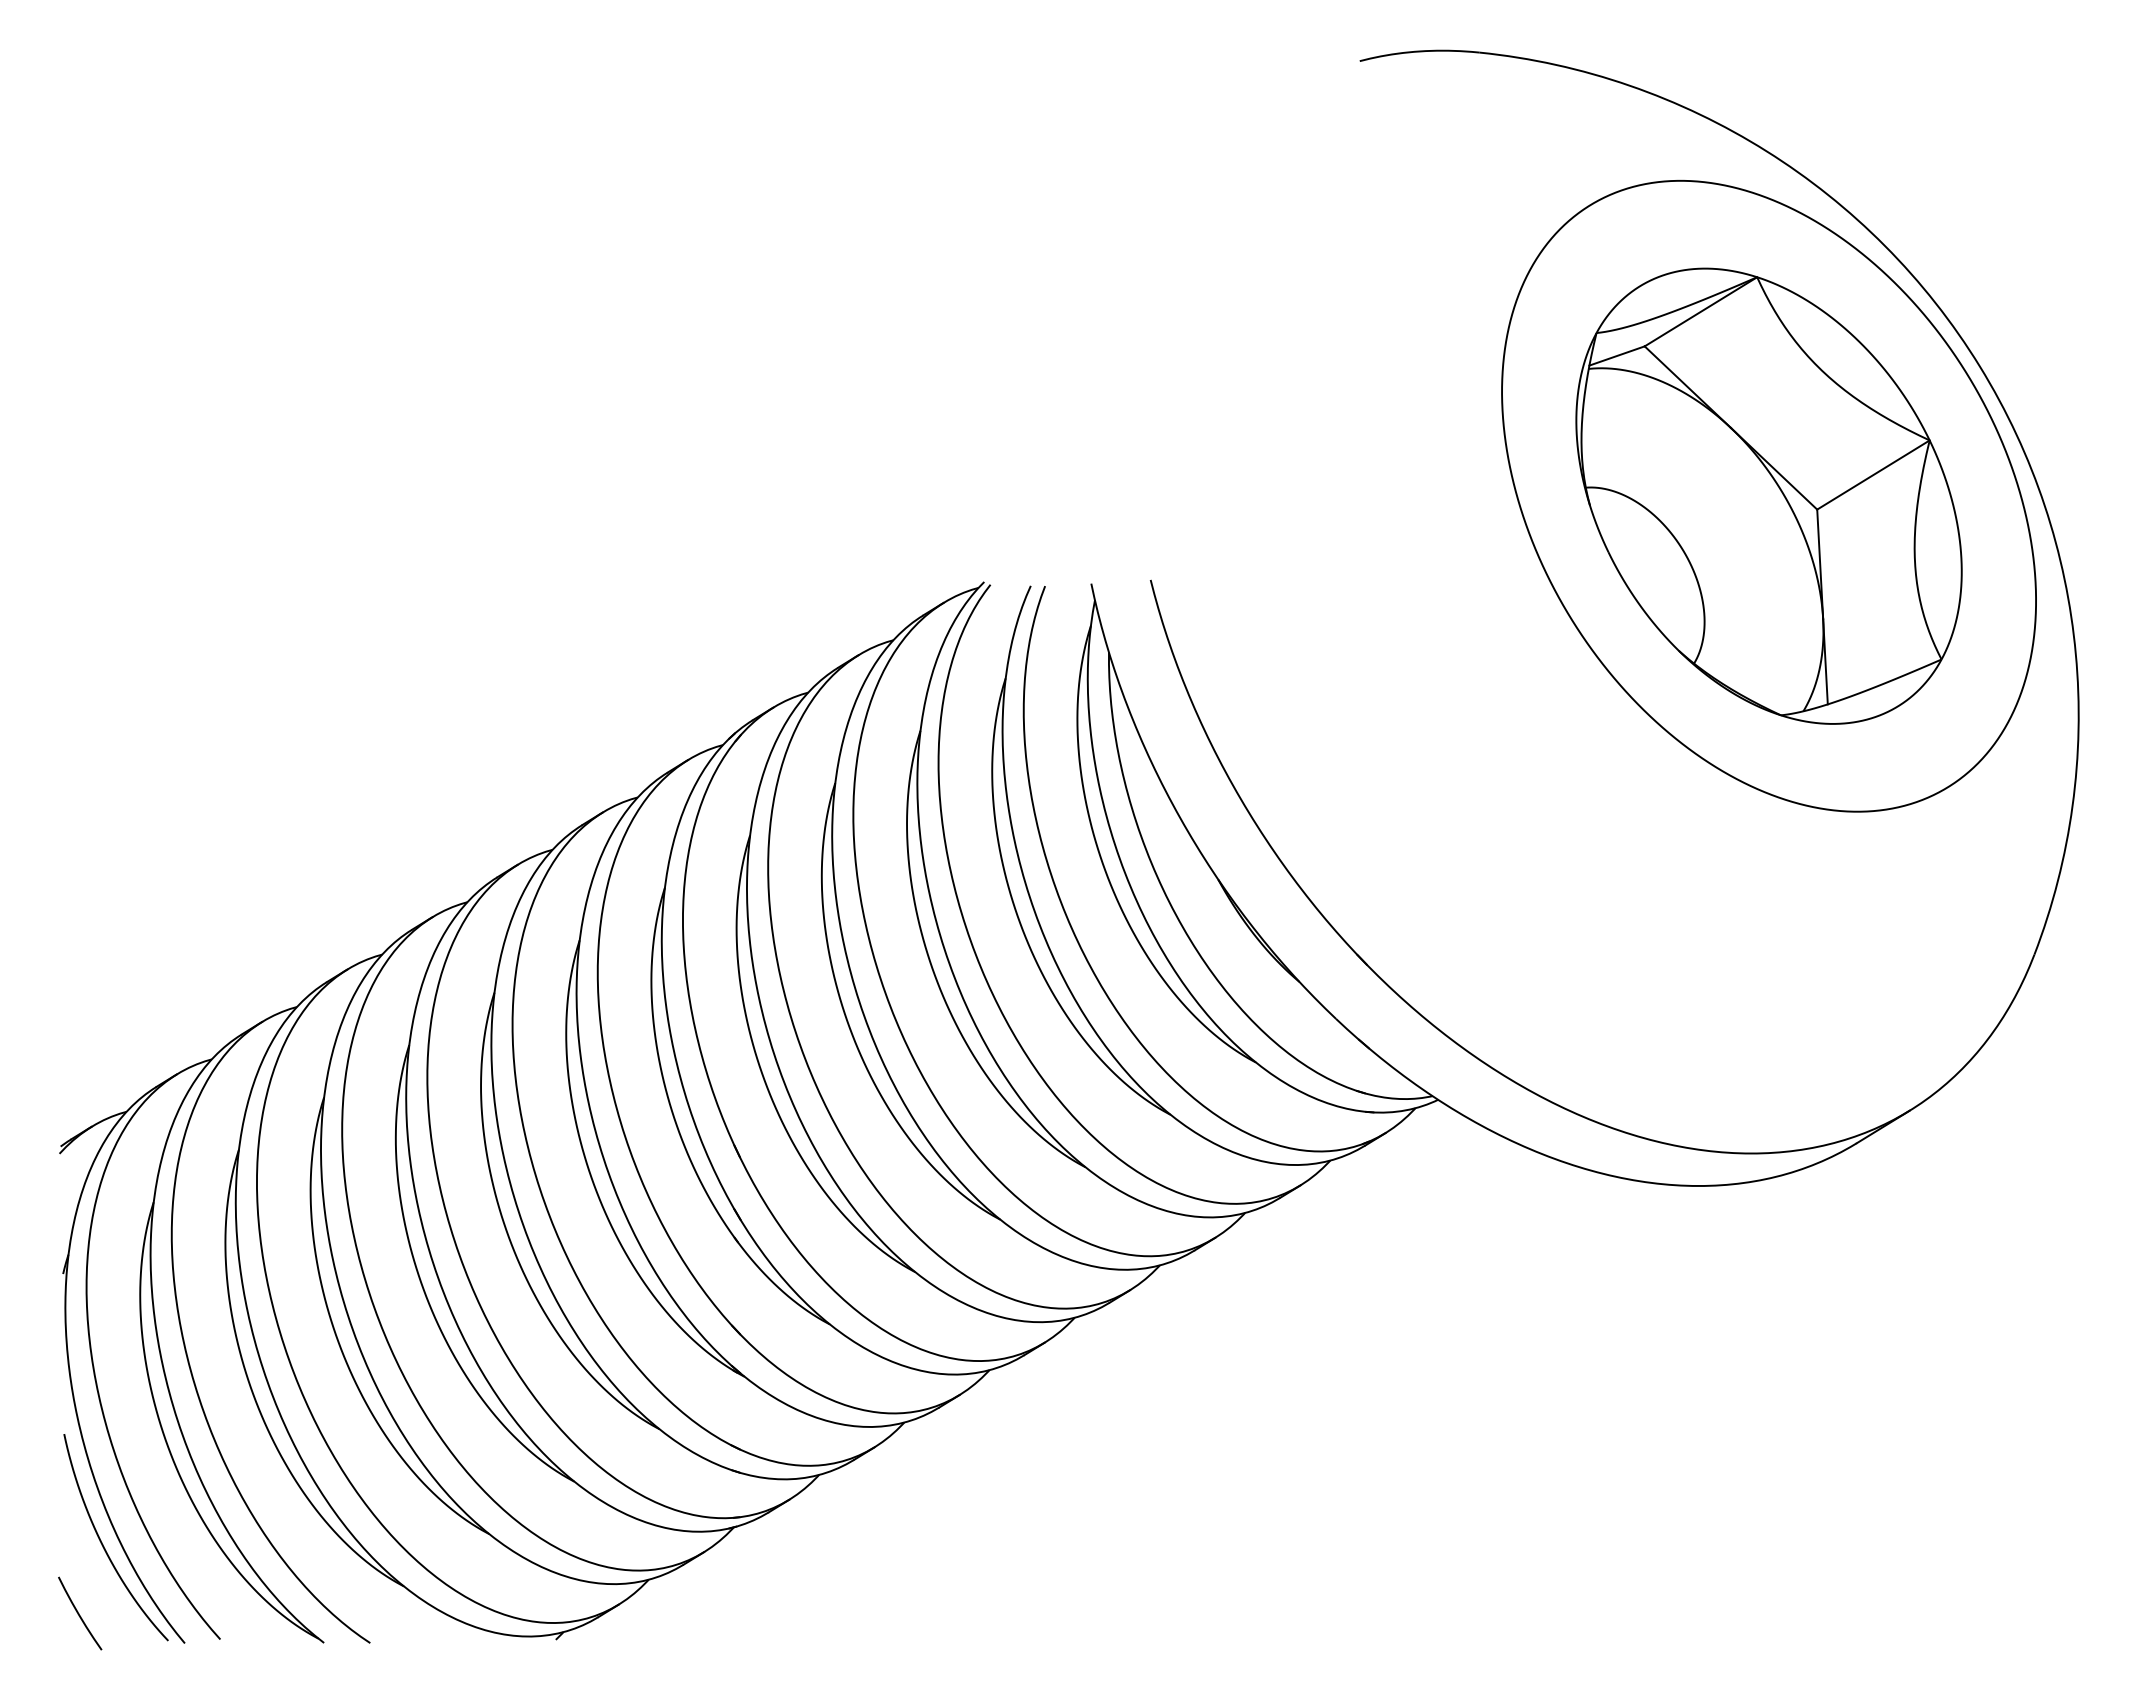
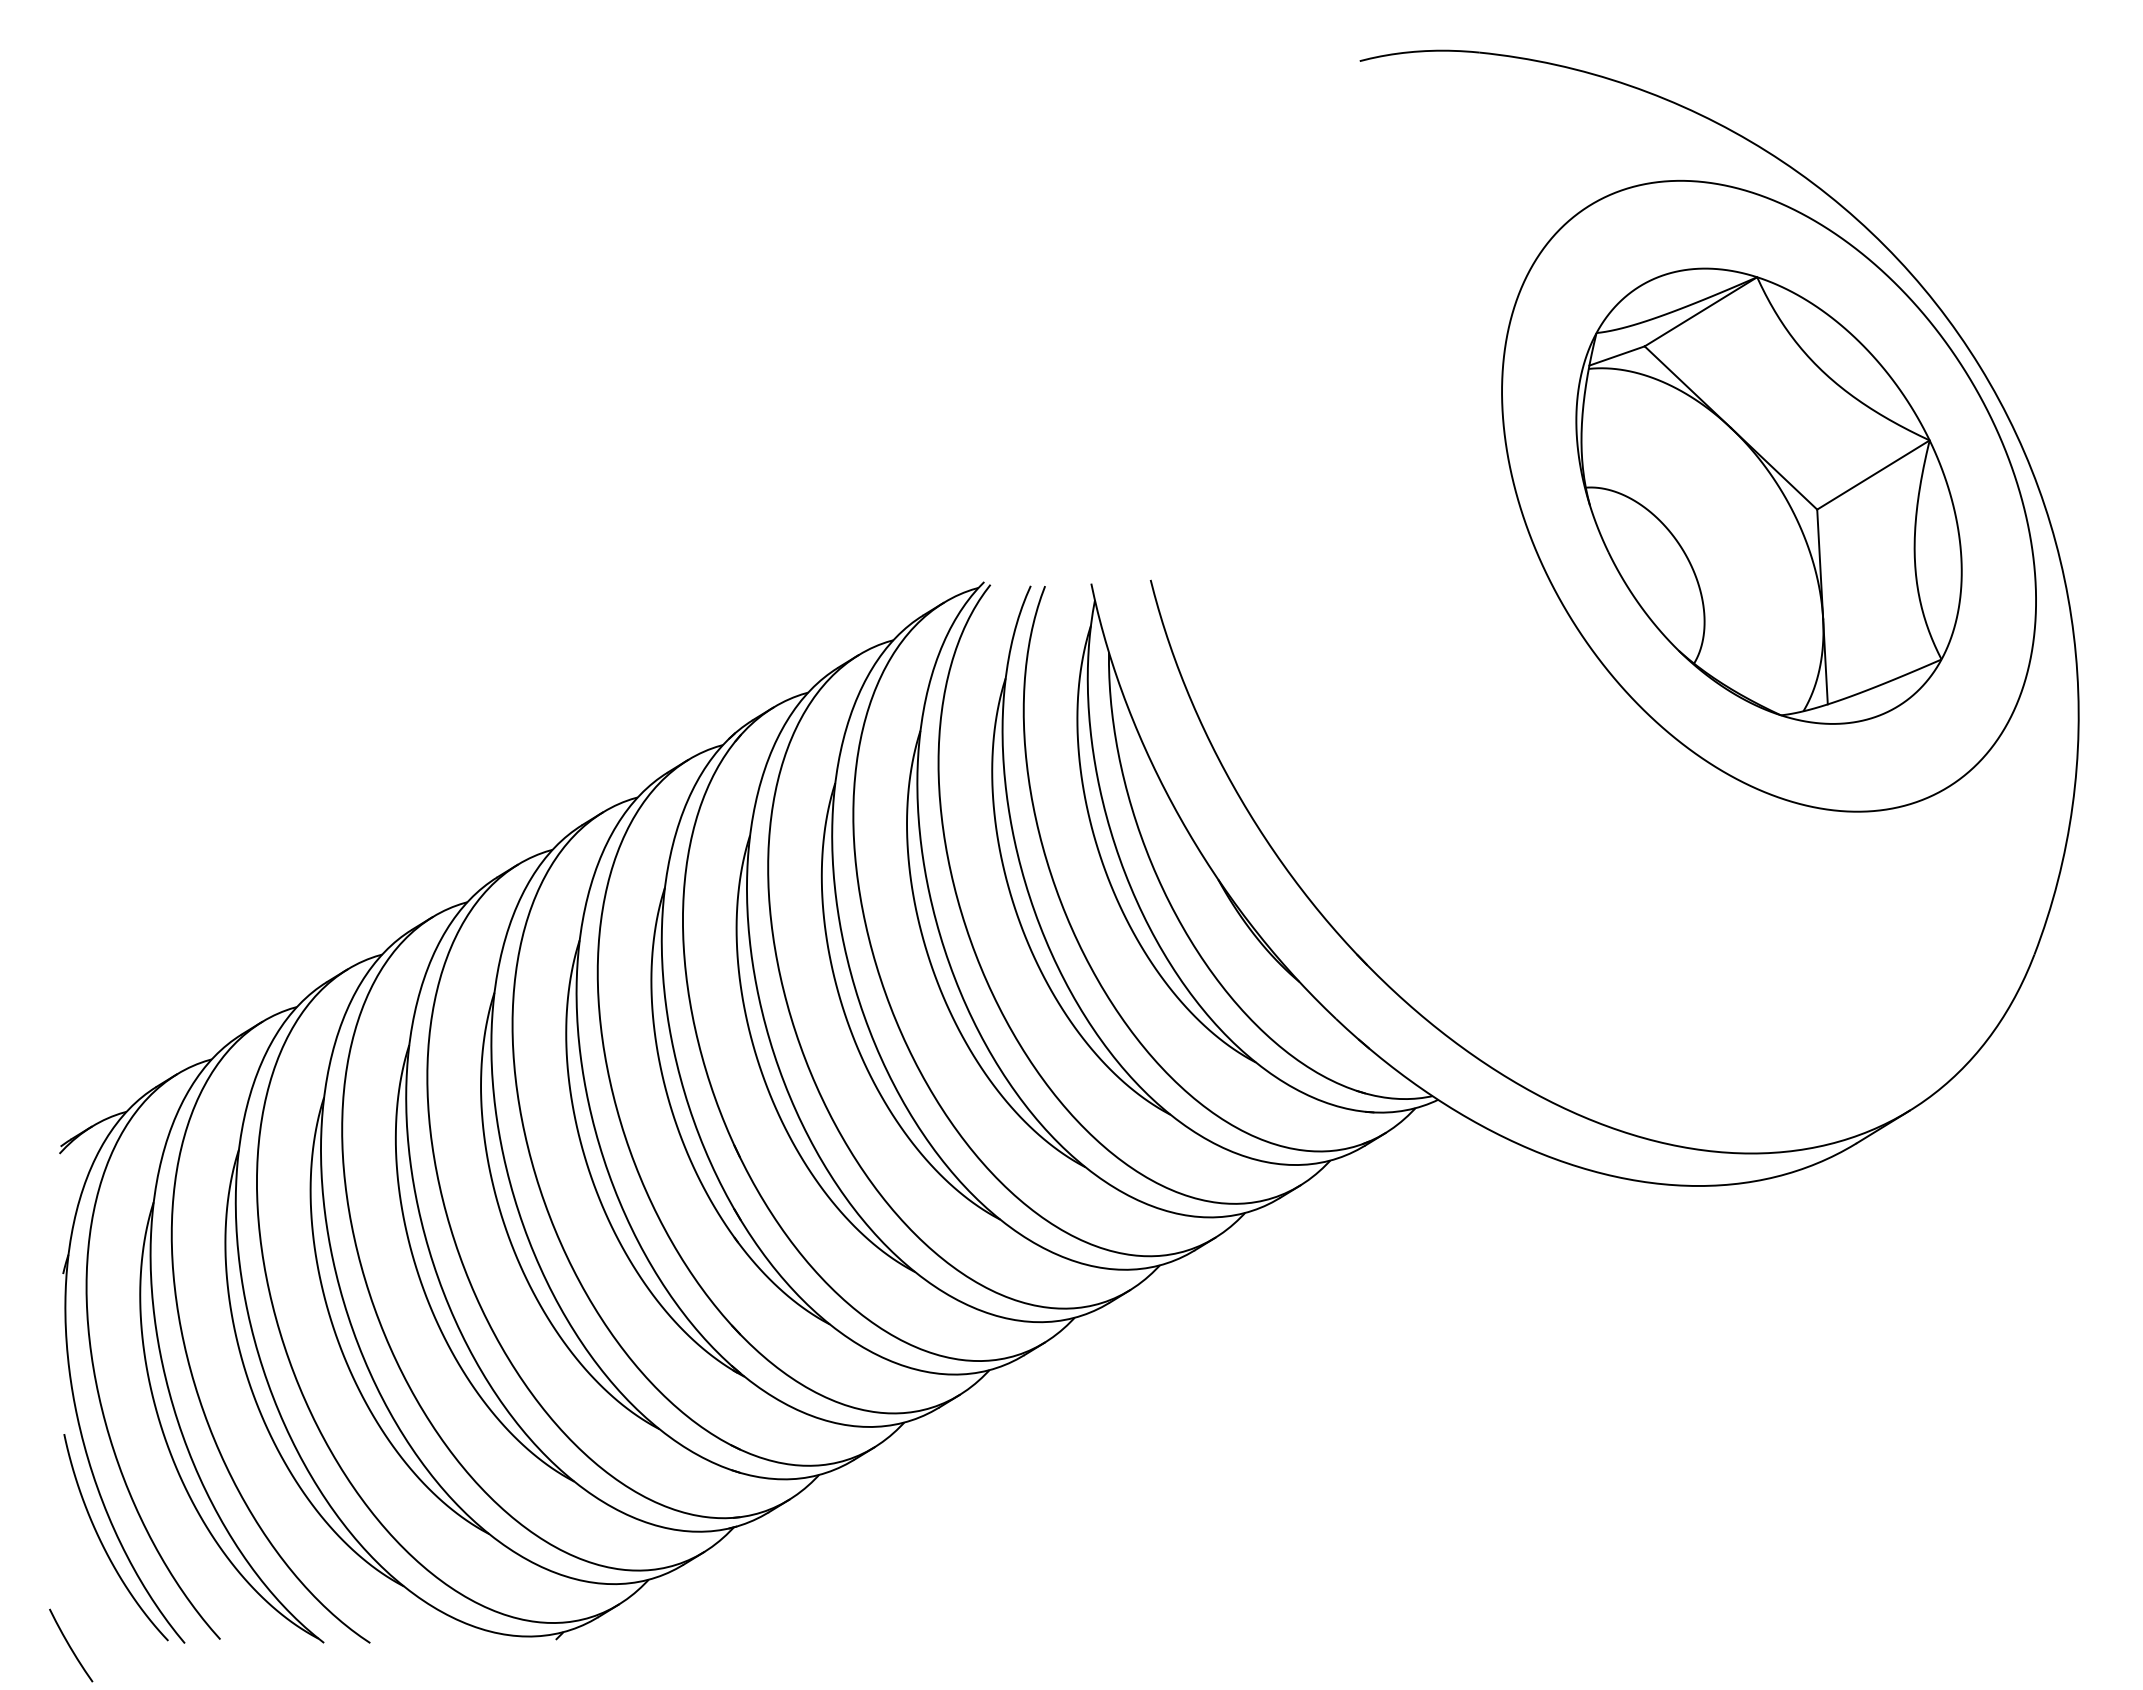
curve position: (79, 1613) -> (70, 1645) (70, 1645)
